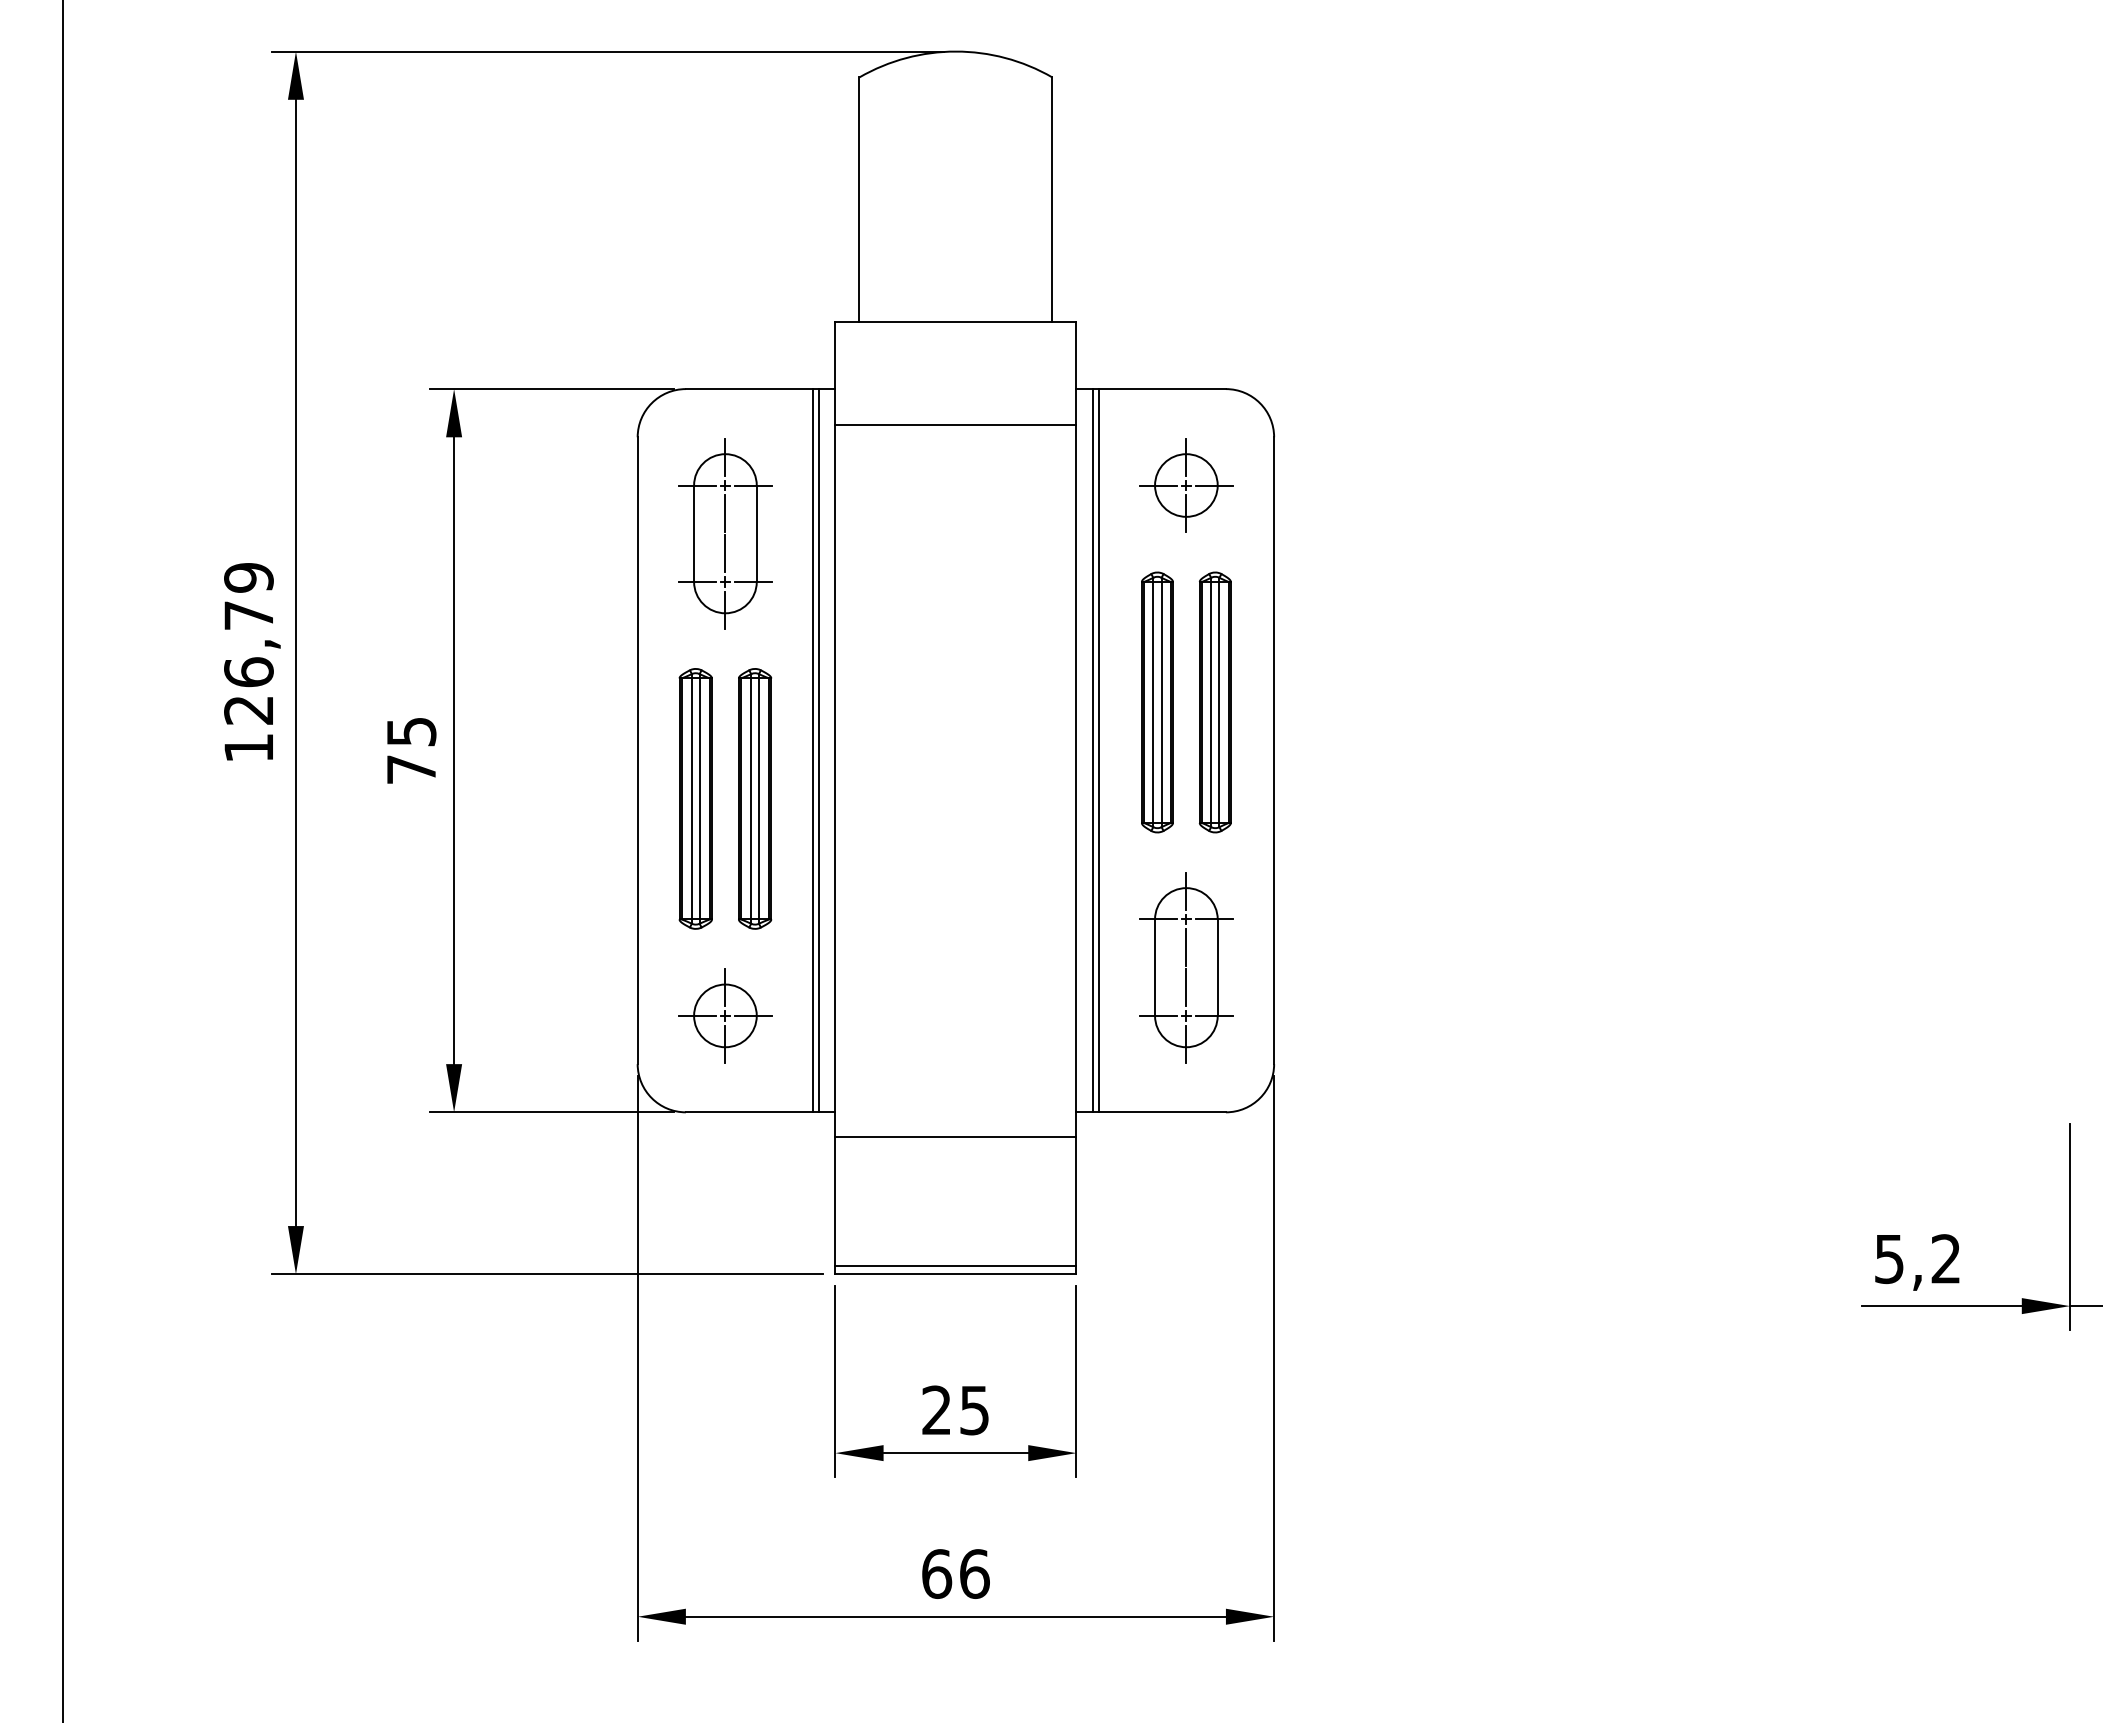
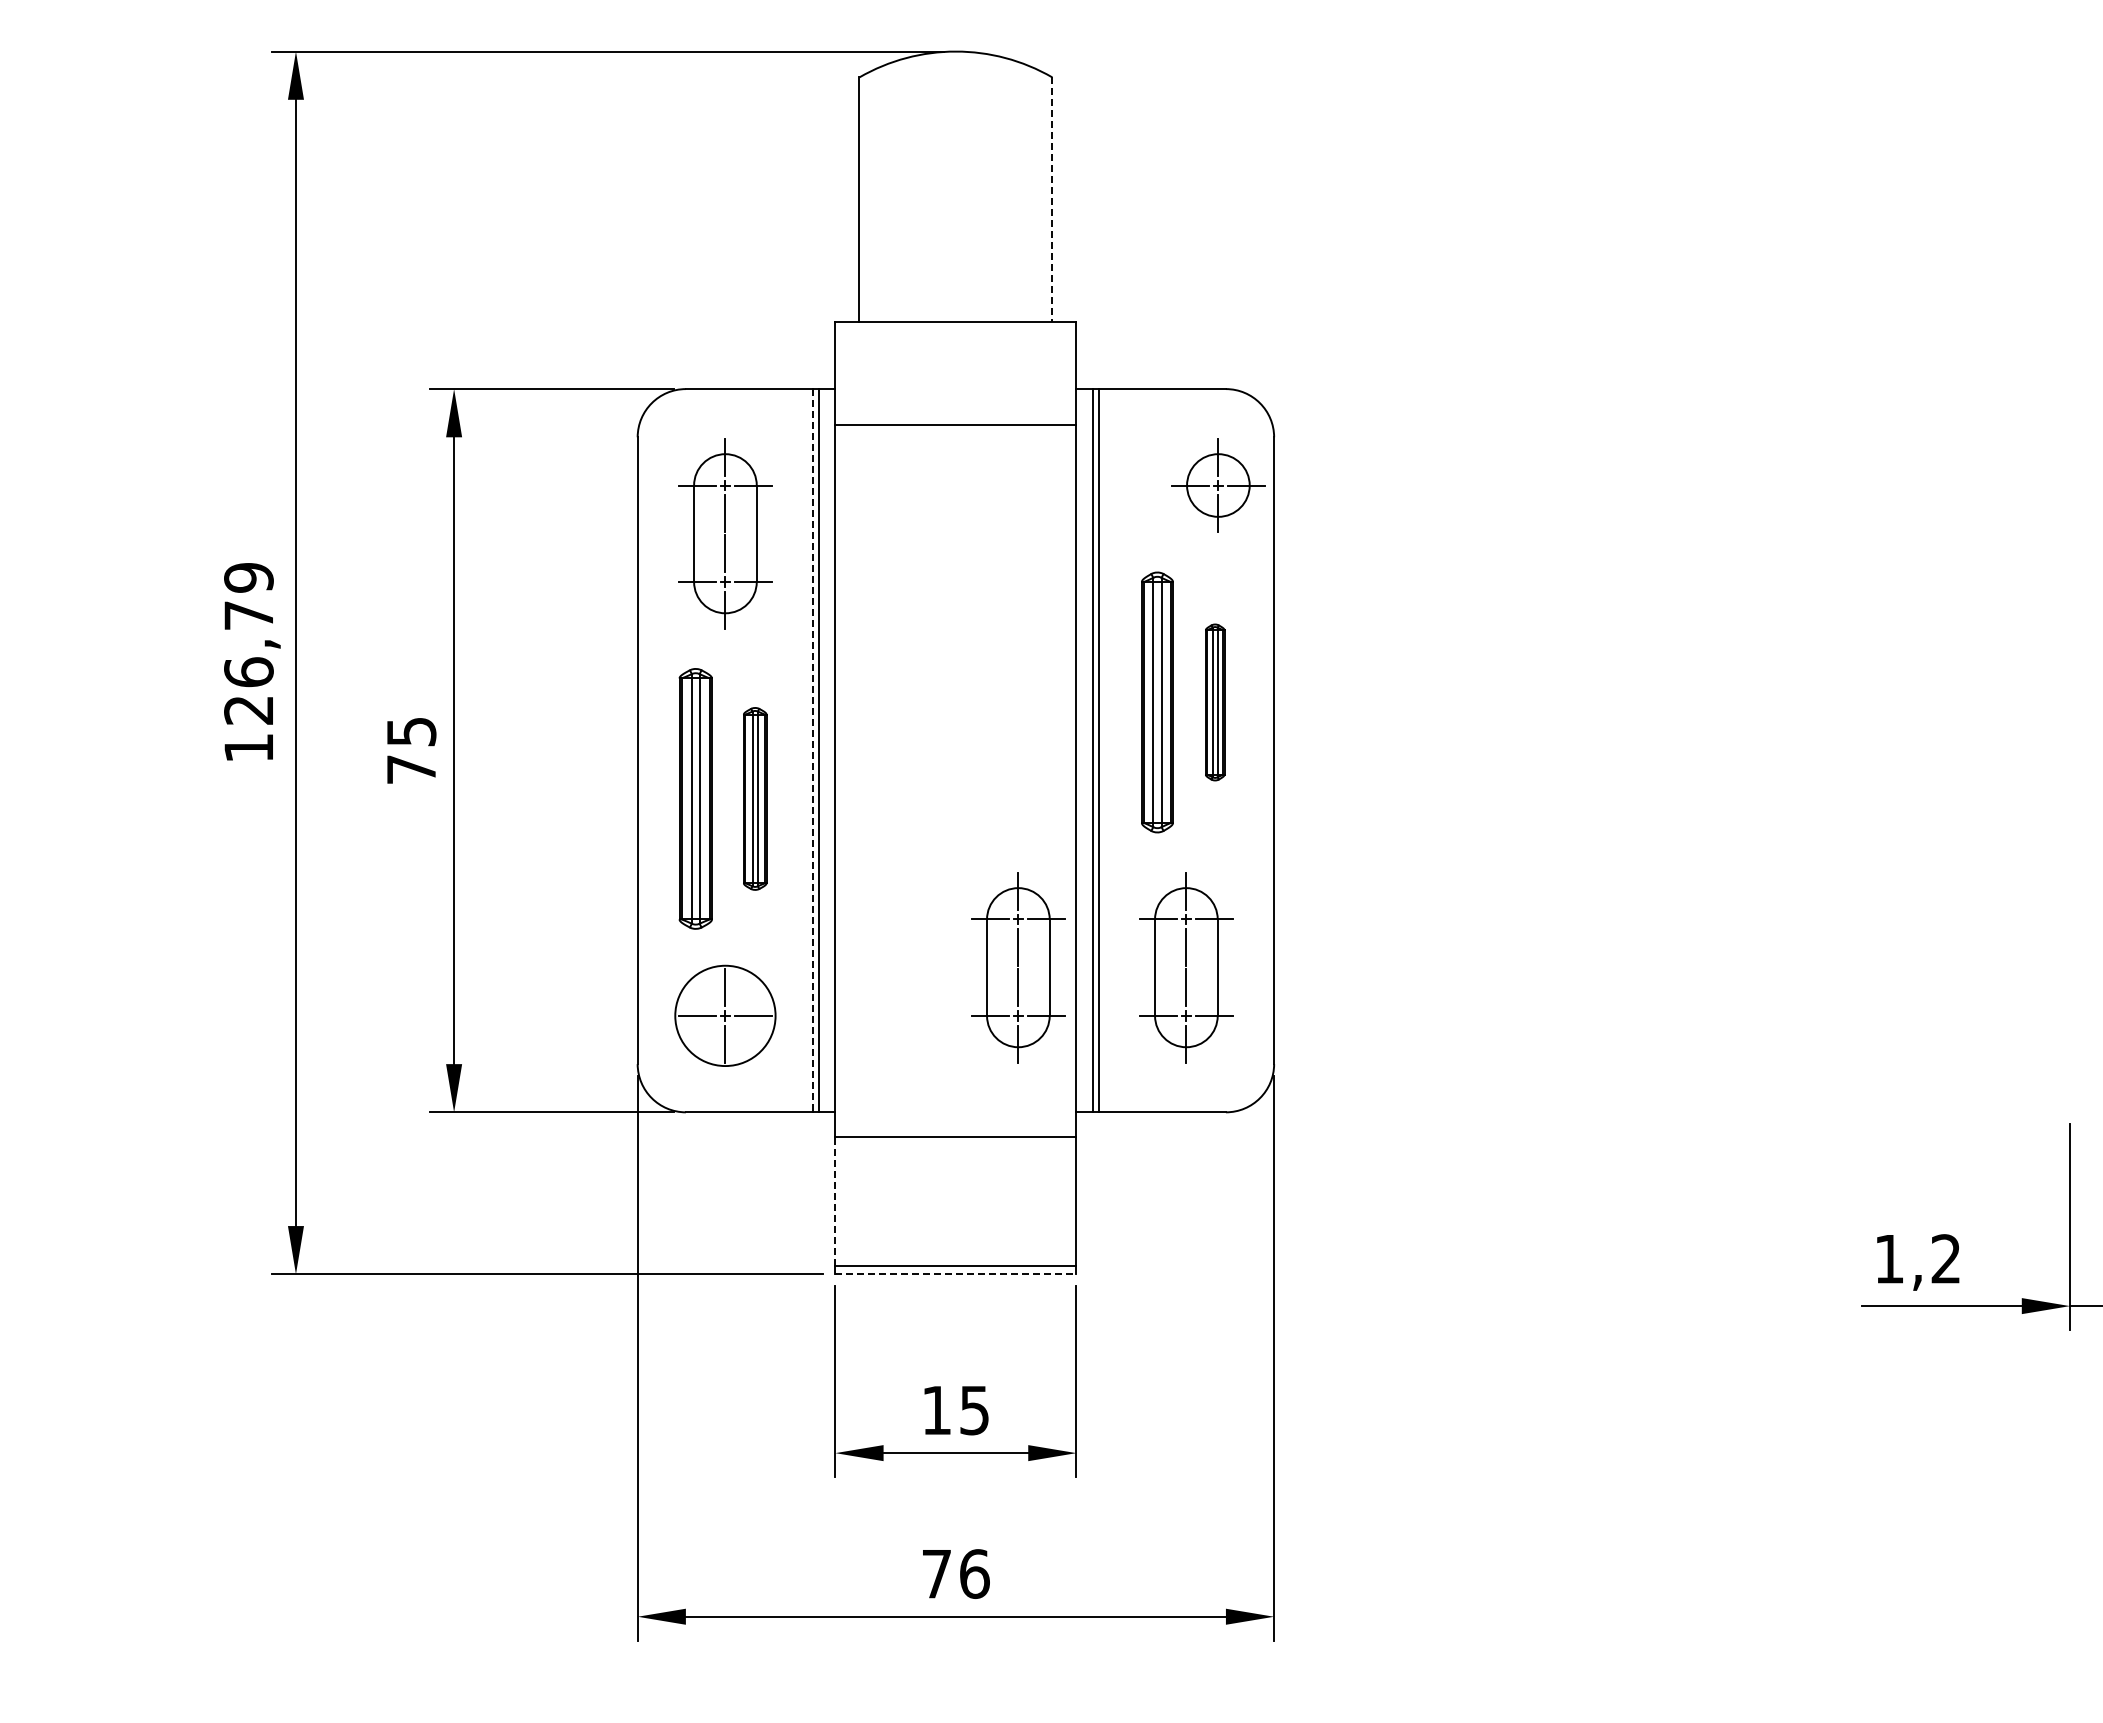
line: solid -> dashed (1052, 200)
part position: (1186, 485) -> (1218, 485) (1218, 485)
part size: 34x263 px -> 21x159 px (1215, 702)
line: solid -> dashed (813, 750)
part size: 35x262 px -> 25x184 px (755, 798)
line: present -> none (63, 860)
part: none -> present (1018, 967)
circle diameter: 63 px -> 100 px (725, 1015)
line: solid -> dashed (835, 1201)
text: 5,2 -> 1,2 (1889, 1259)
line: solid -> dashed (955, 1274)
text: 25 -> 15 (936, 1409)
text: 66 -> 76 (937, 1573)
